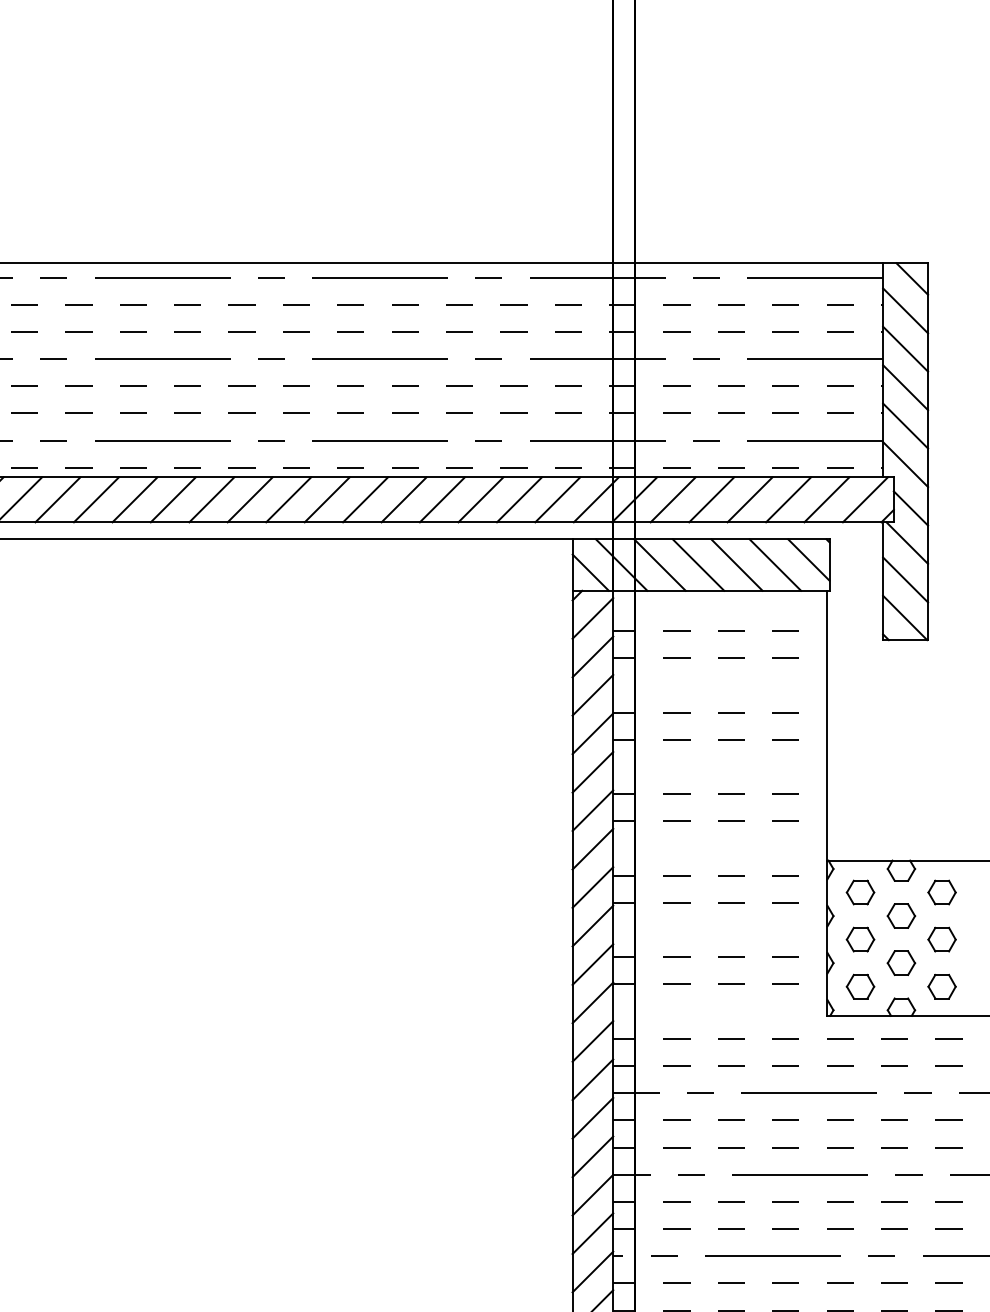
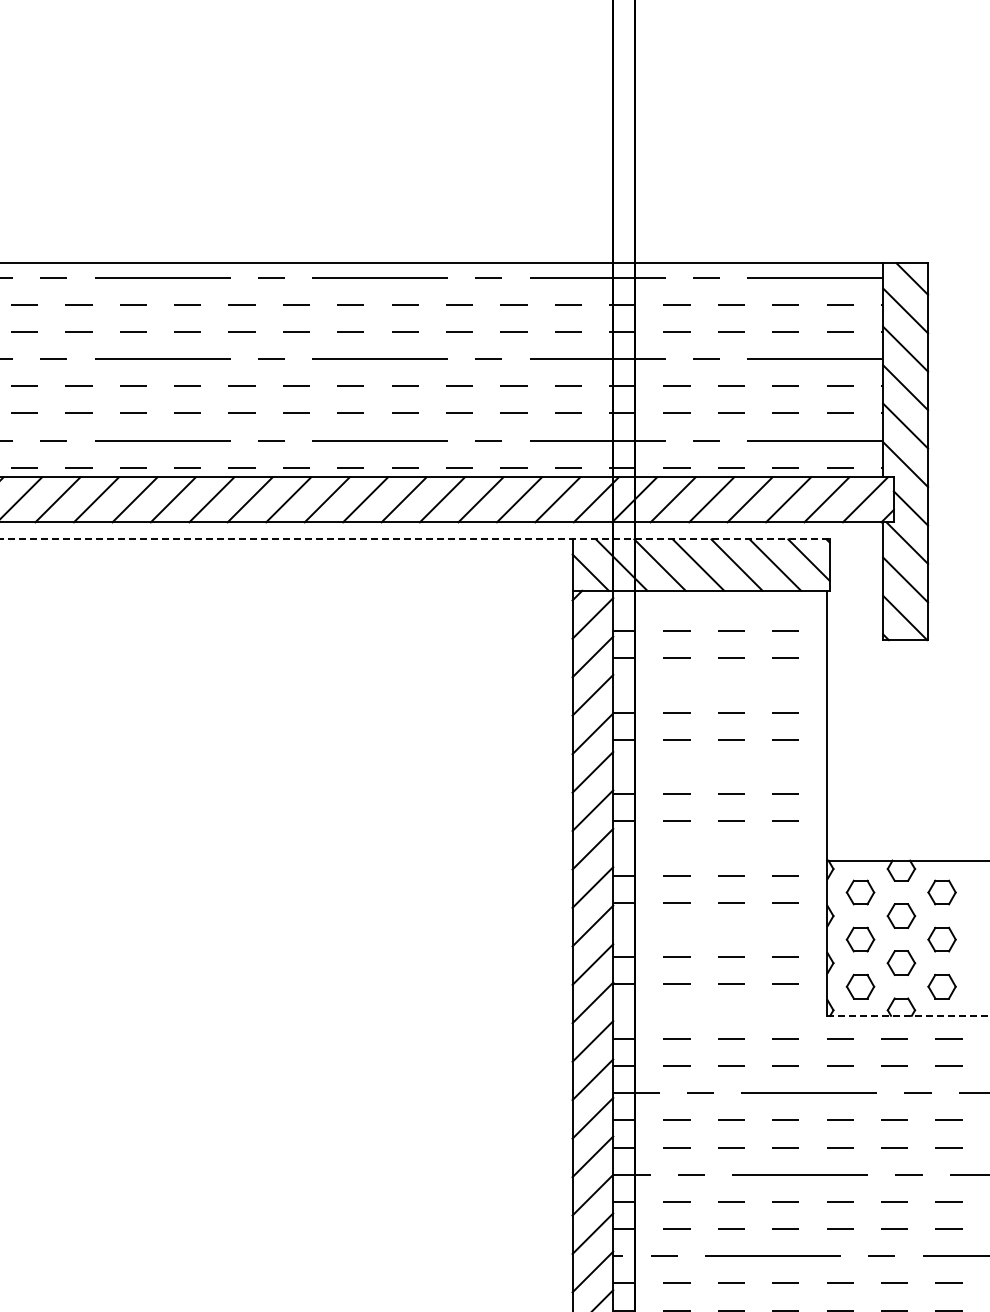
line: solid -> dashed (415, 539)
line: solid -> dashed (908, 1015)
